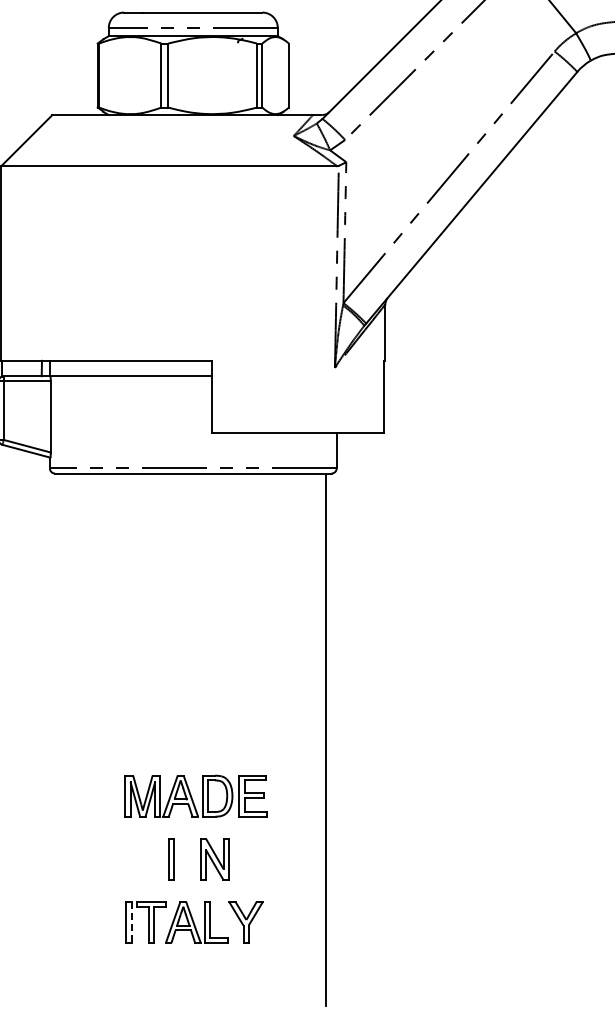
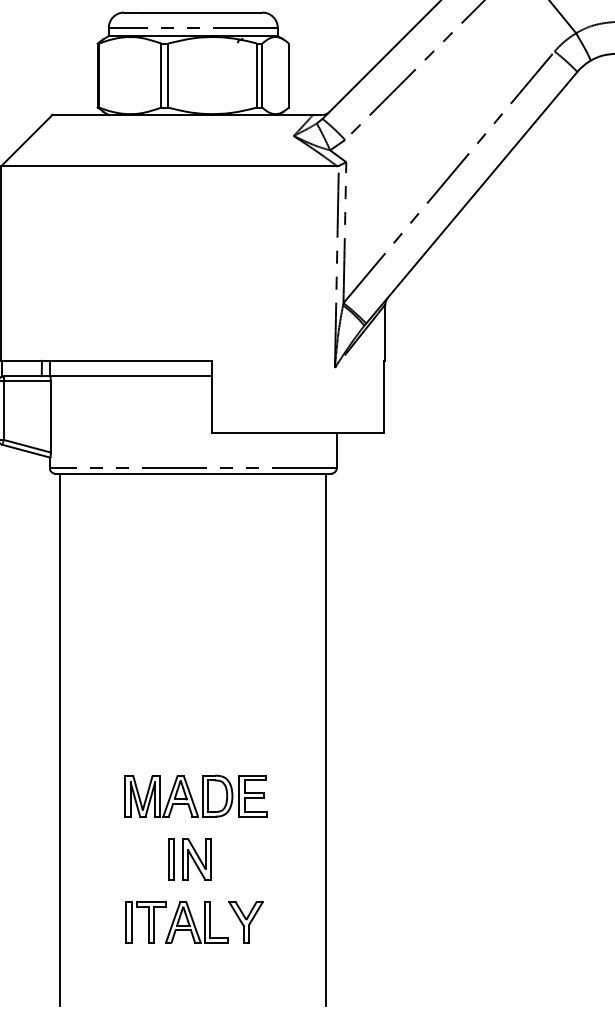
line: none -> present (60, 739)
part position: (214, 859) -> (196, 859) (196, 859)
line: dashed -> solid (131, 922)
